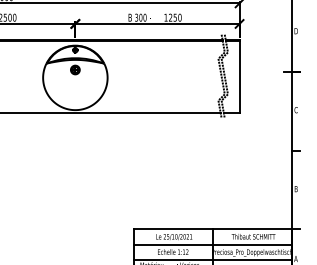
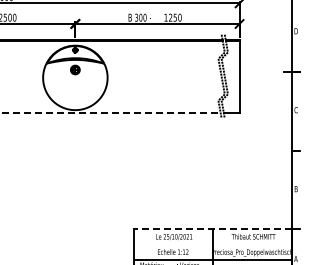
line: solid -> dashed (110, 113)
line: solid -> dashed (213, 229)
line: present -> none (213, 244)
